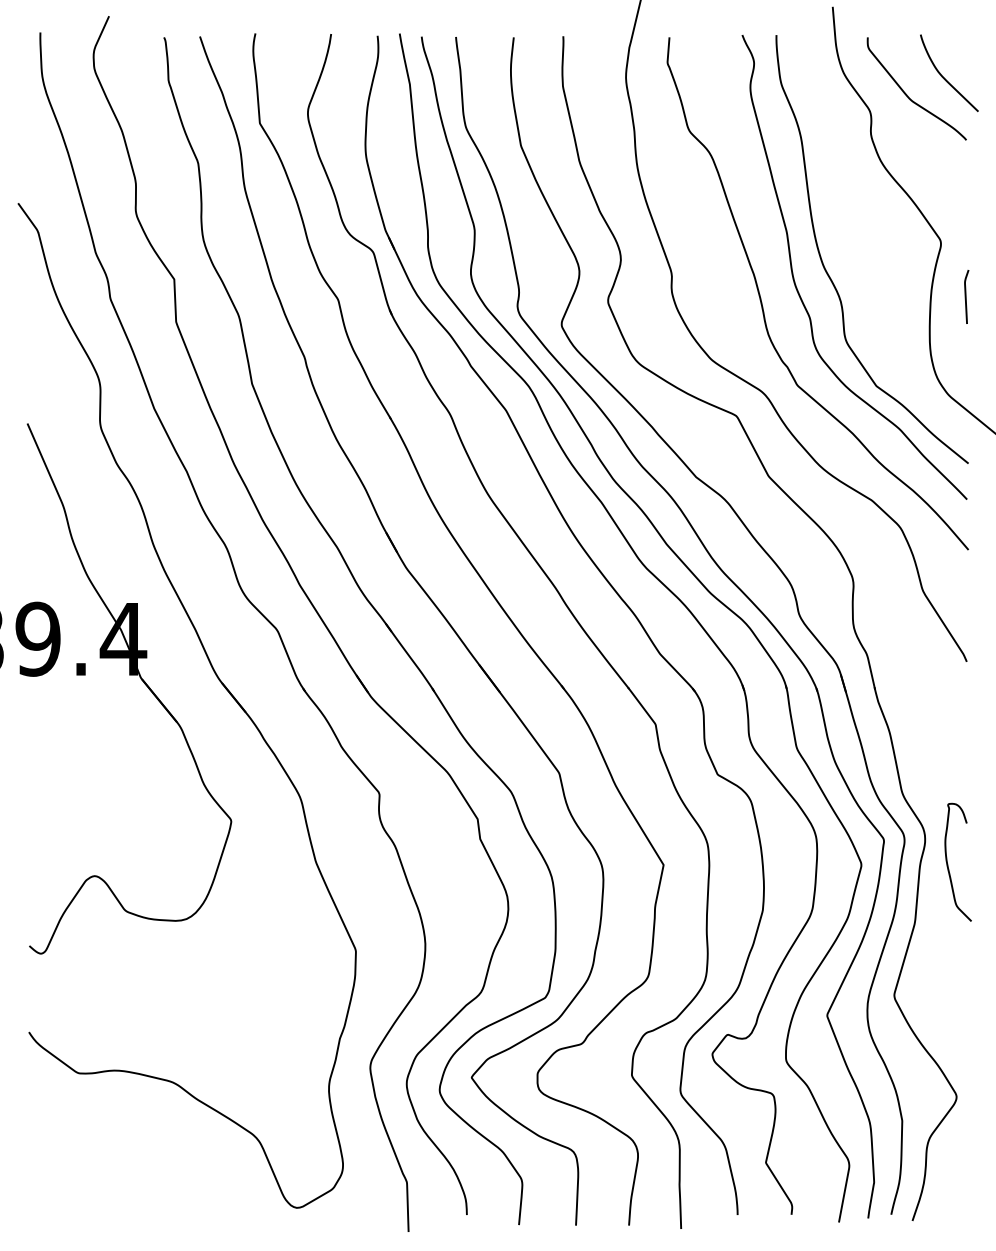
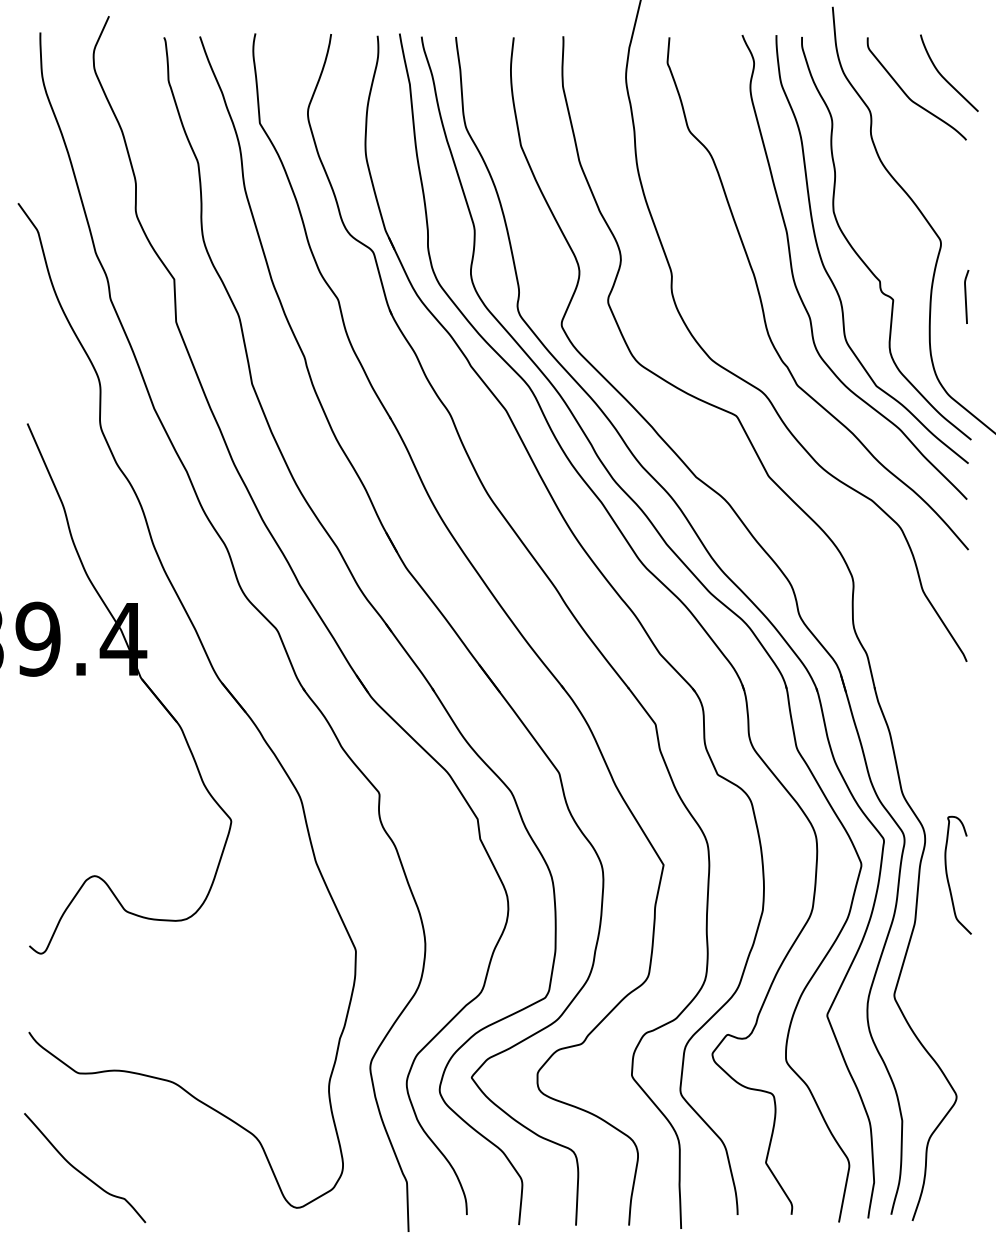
curve: none -> present (860, 256)
curve position: (948, 864) -> (948, 877) (948, 877)
curve: none -> present (82, 1172)
